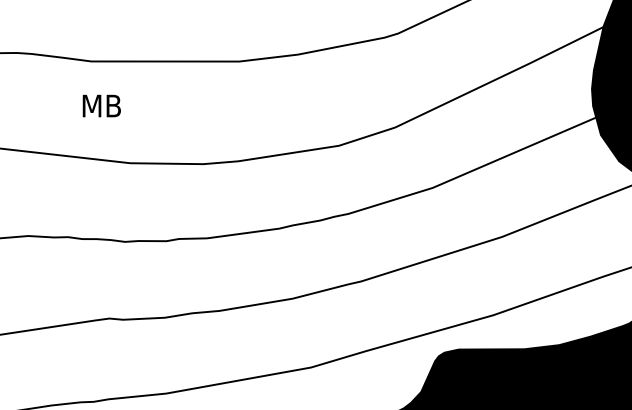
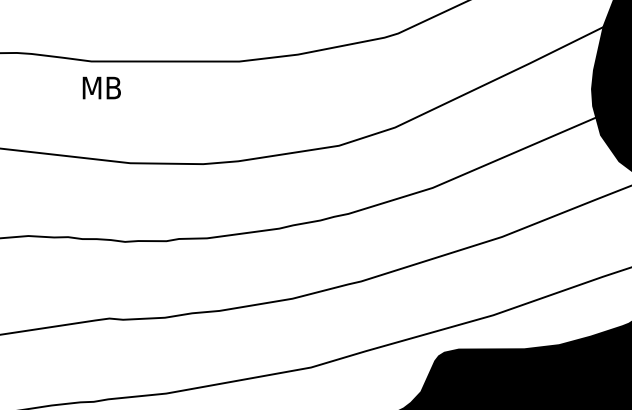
text position: (101, 105) -> (101, 87) (101, 87)
